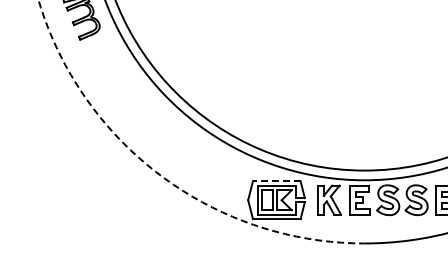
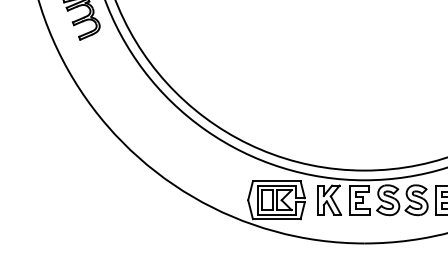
arc: dashed -> solid (161, 176)
line: dashed -> solid (276, 181)
